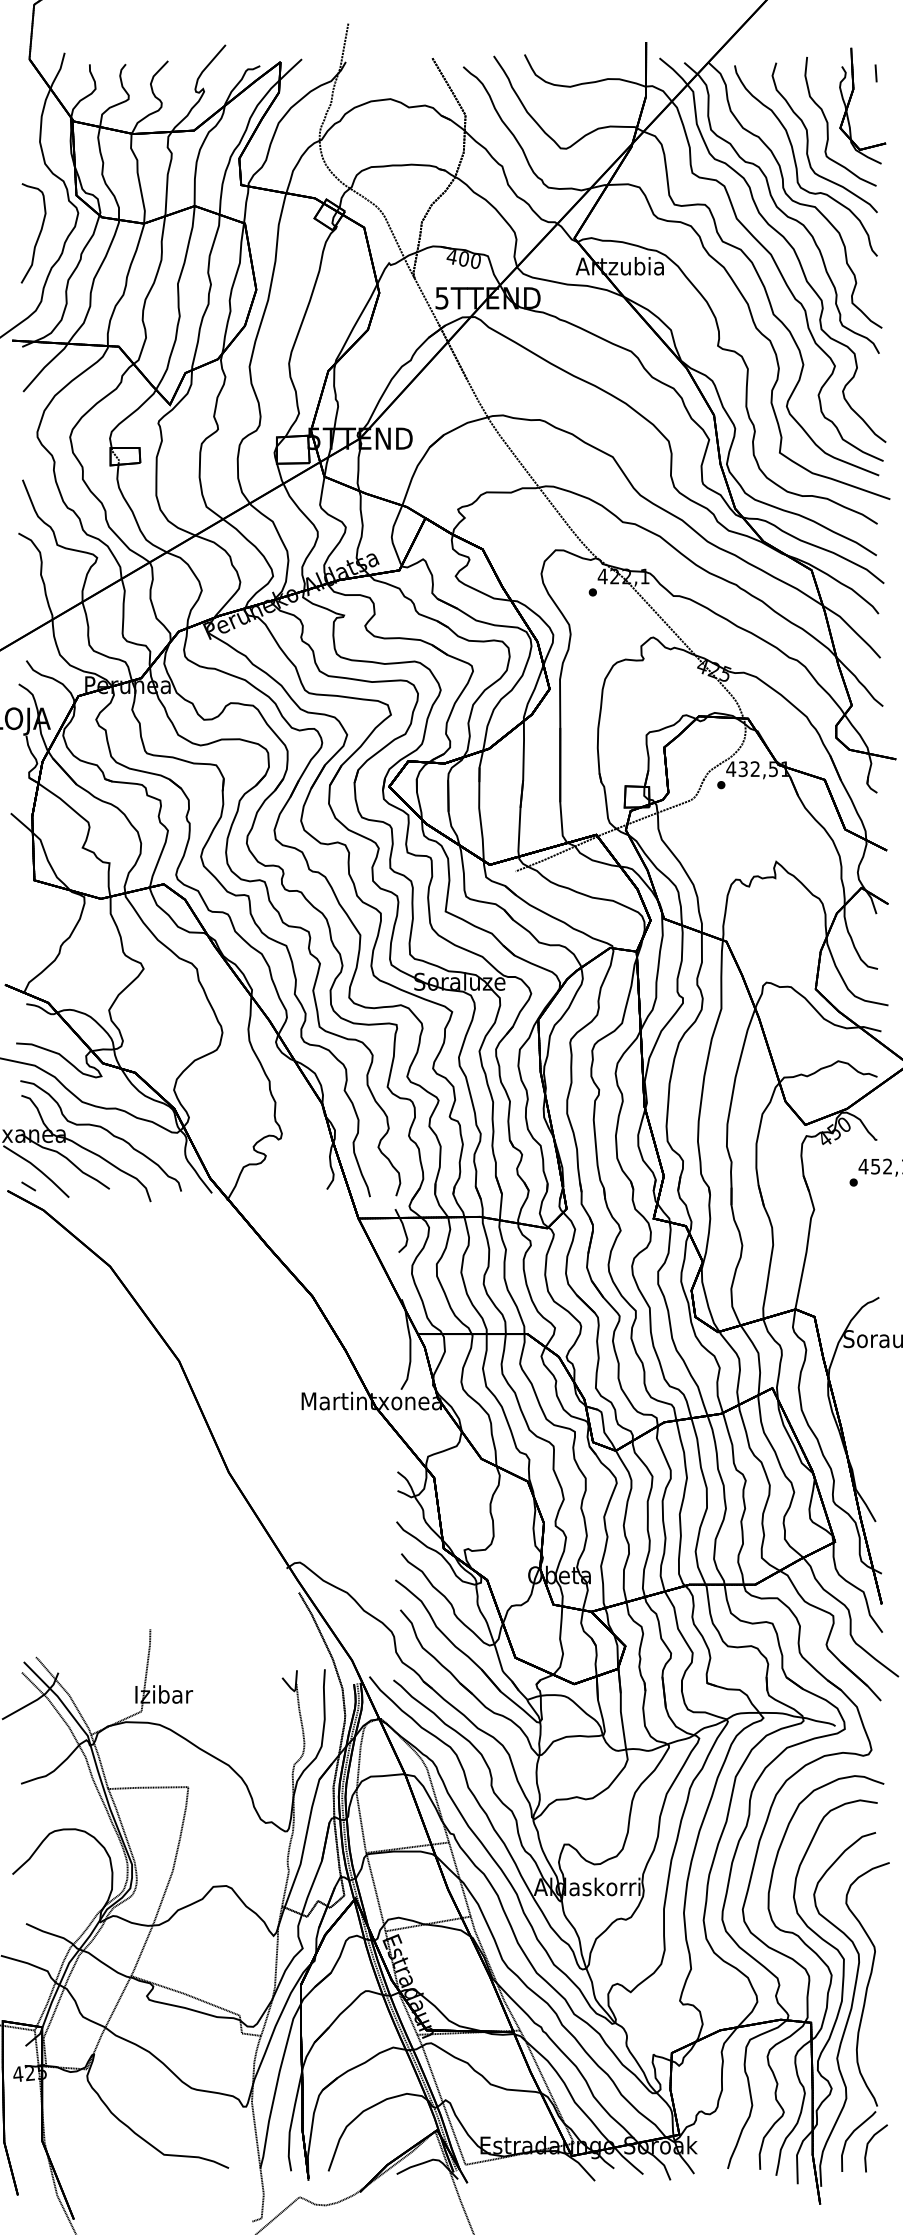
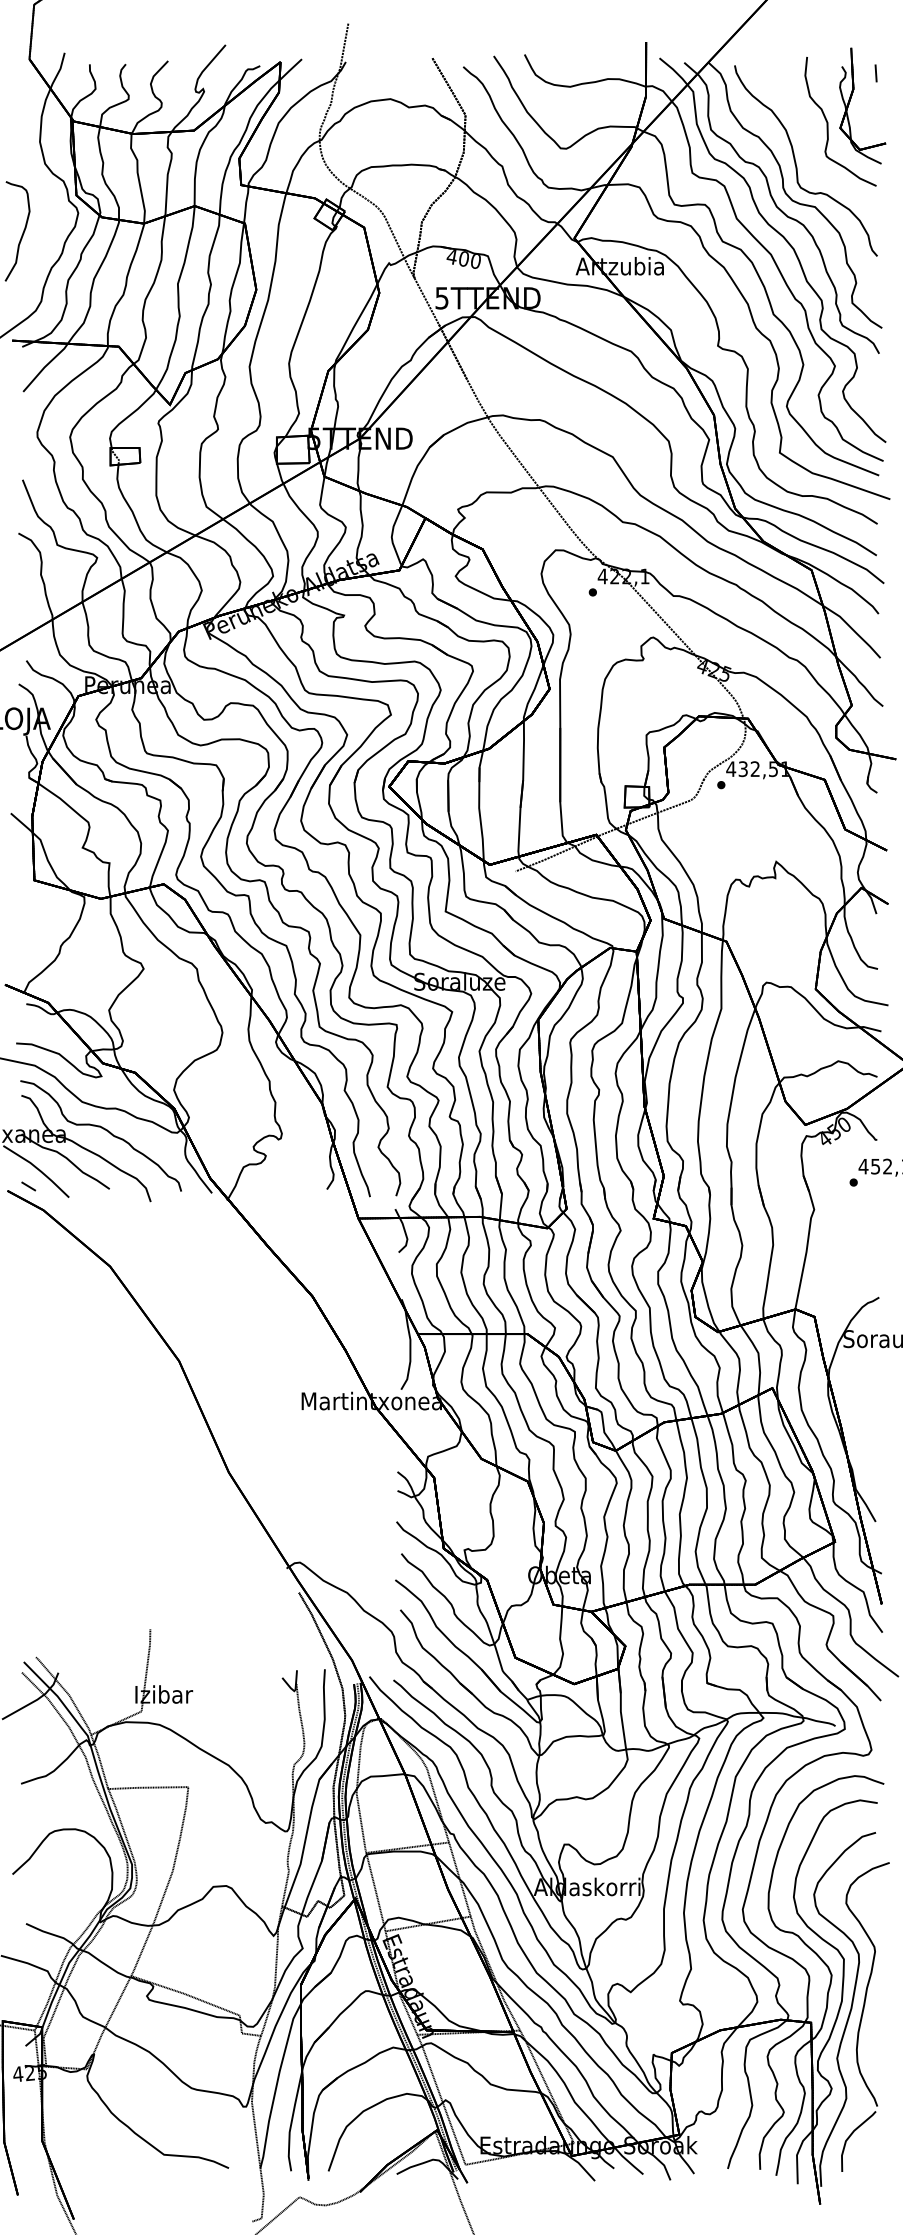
curve: present -> none (808, 137)
curve position: (38, 234) -> (22, 232) (22, 232)
line: present -> none (868, 2145)
